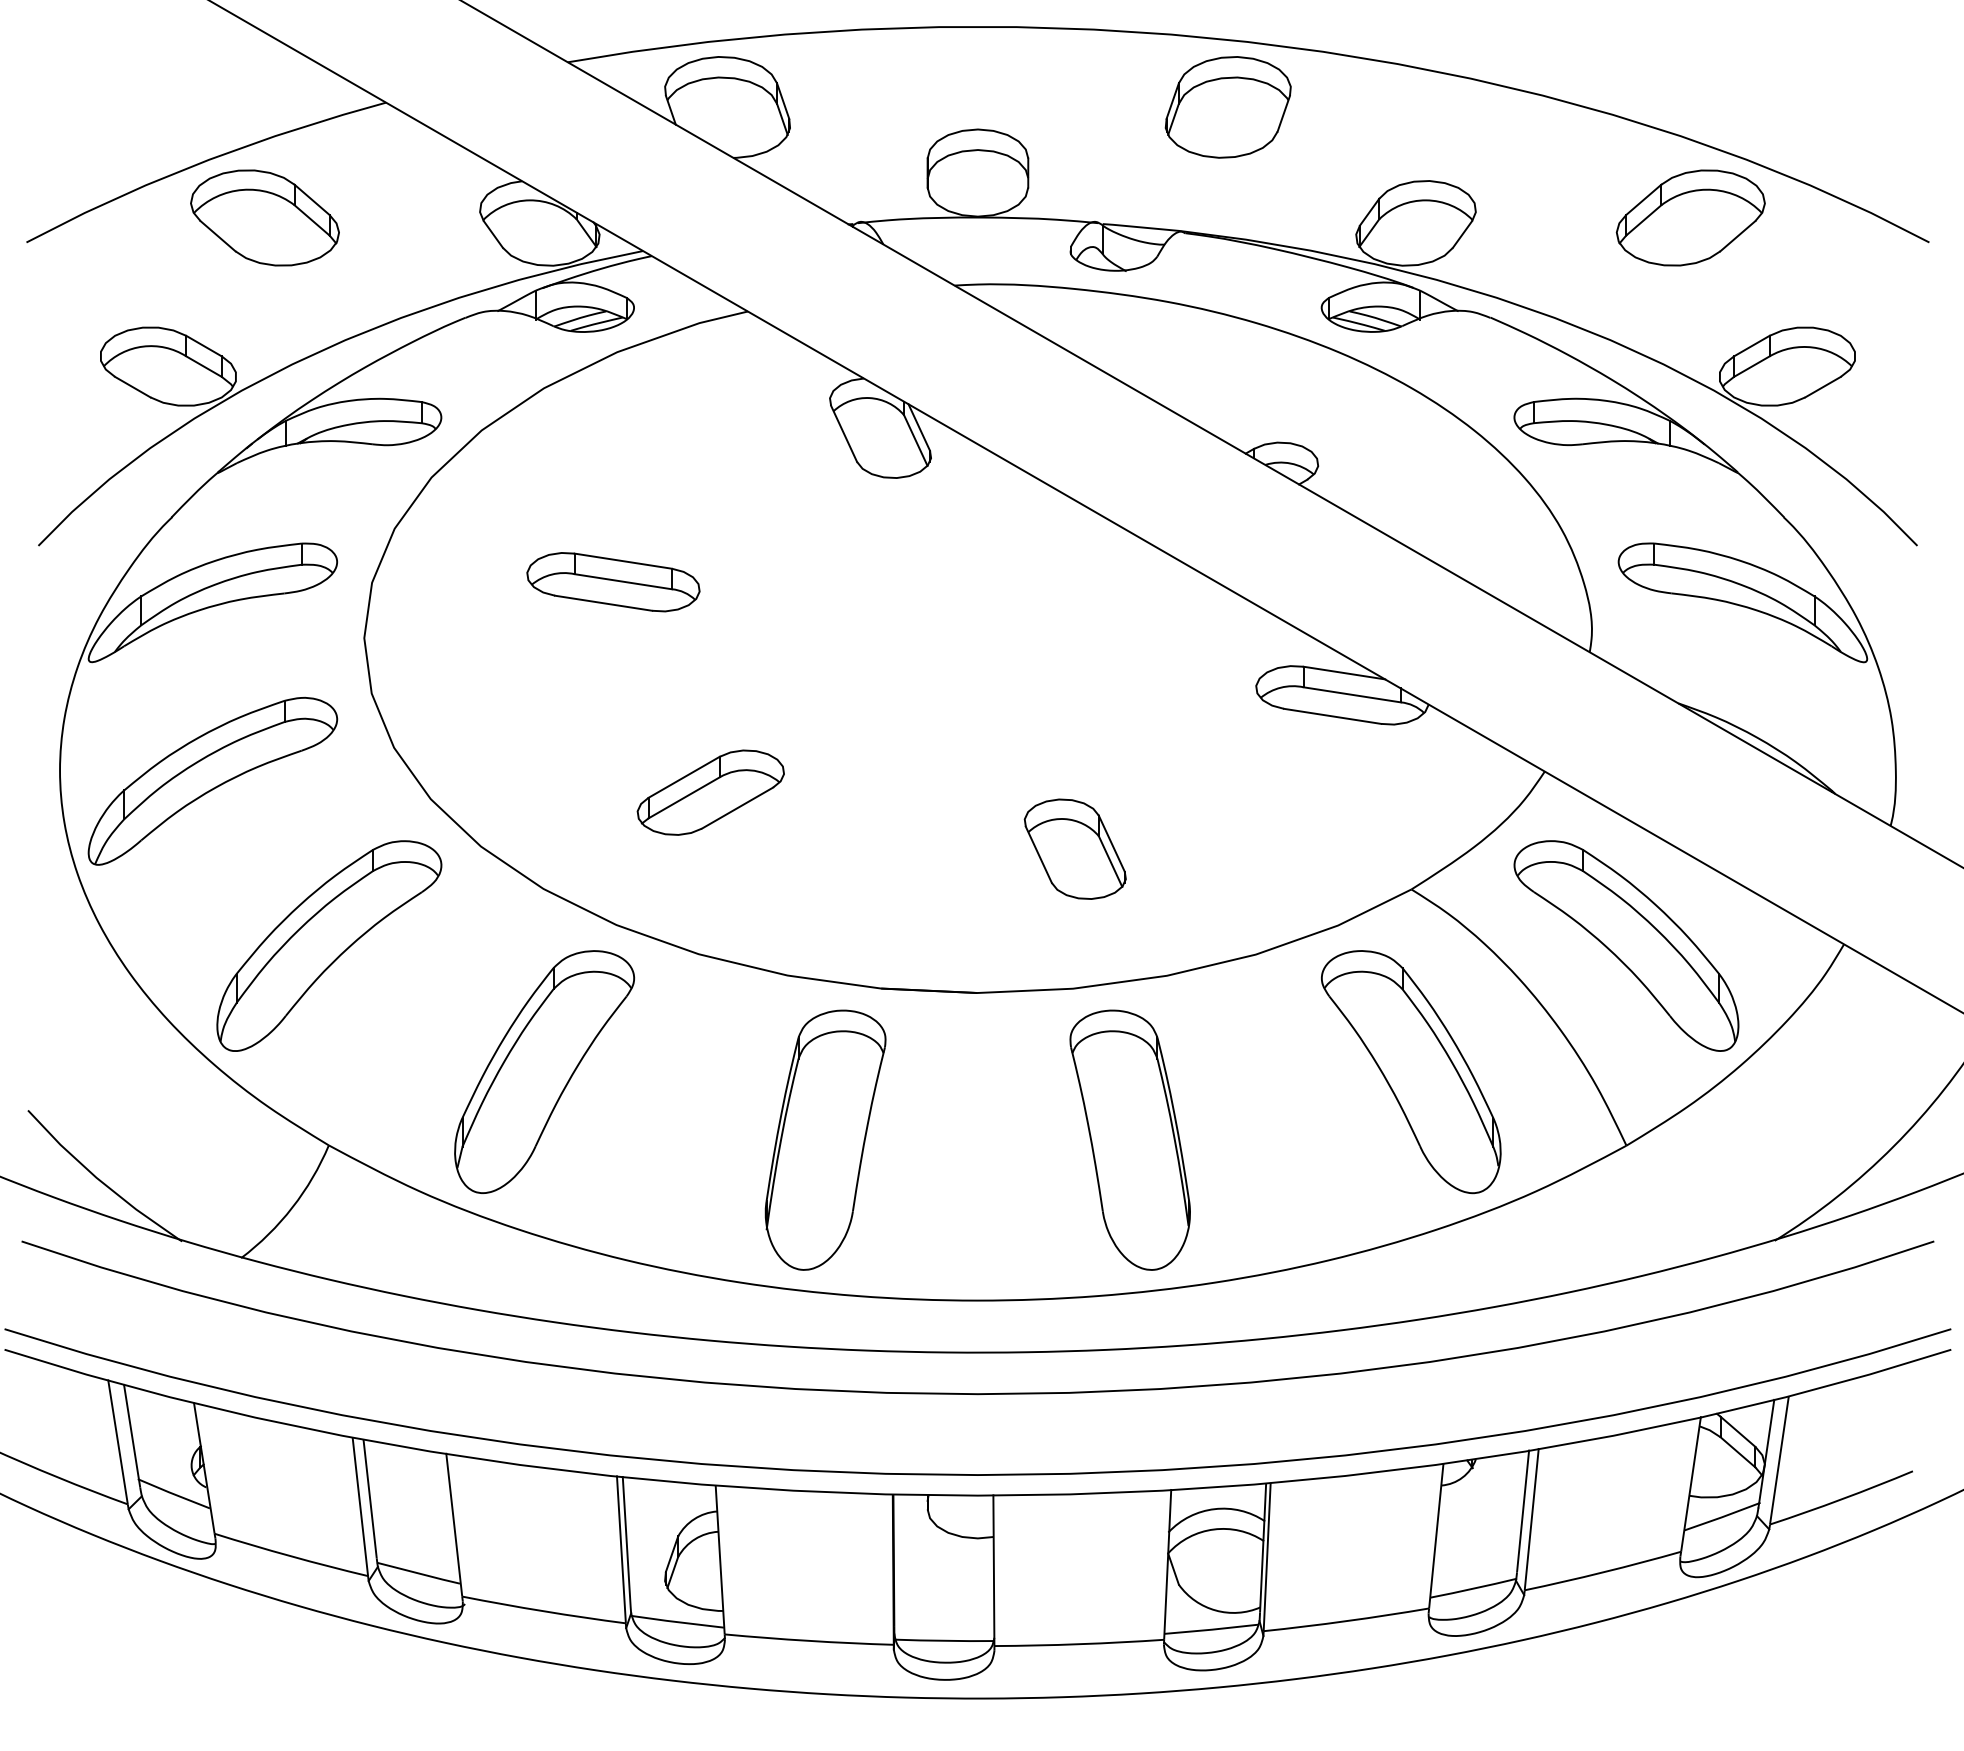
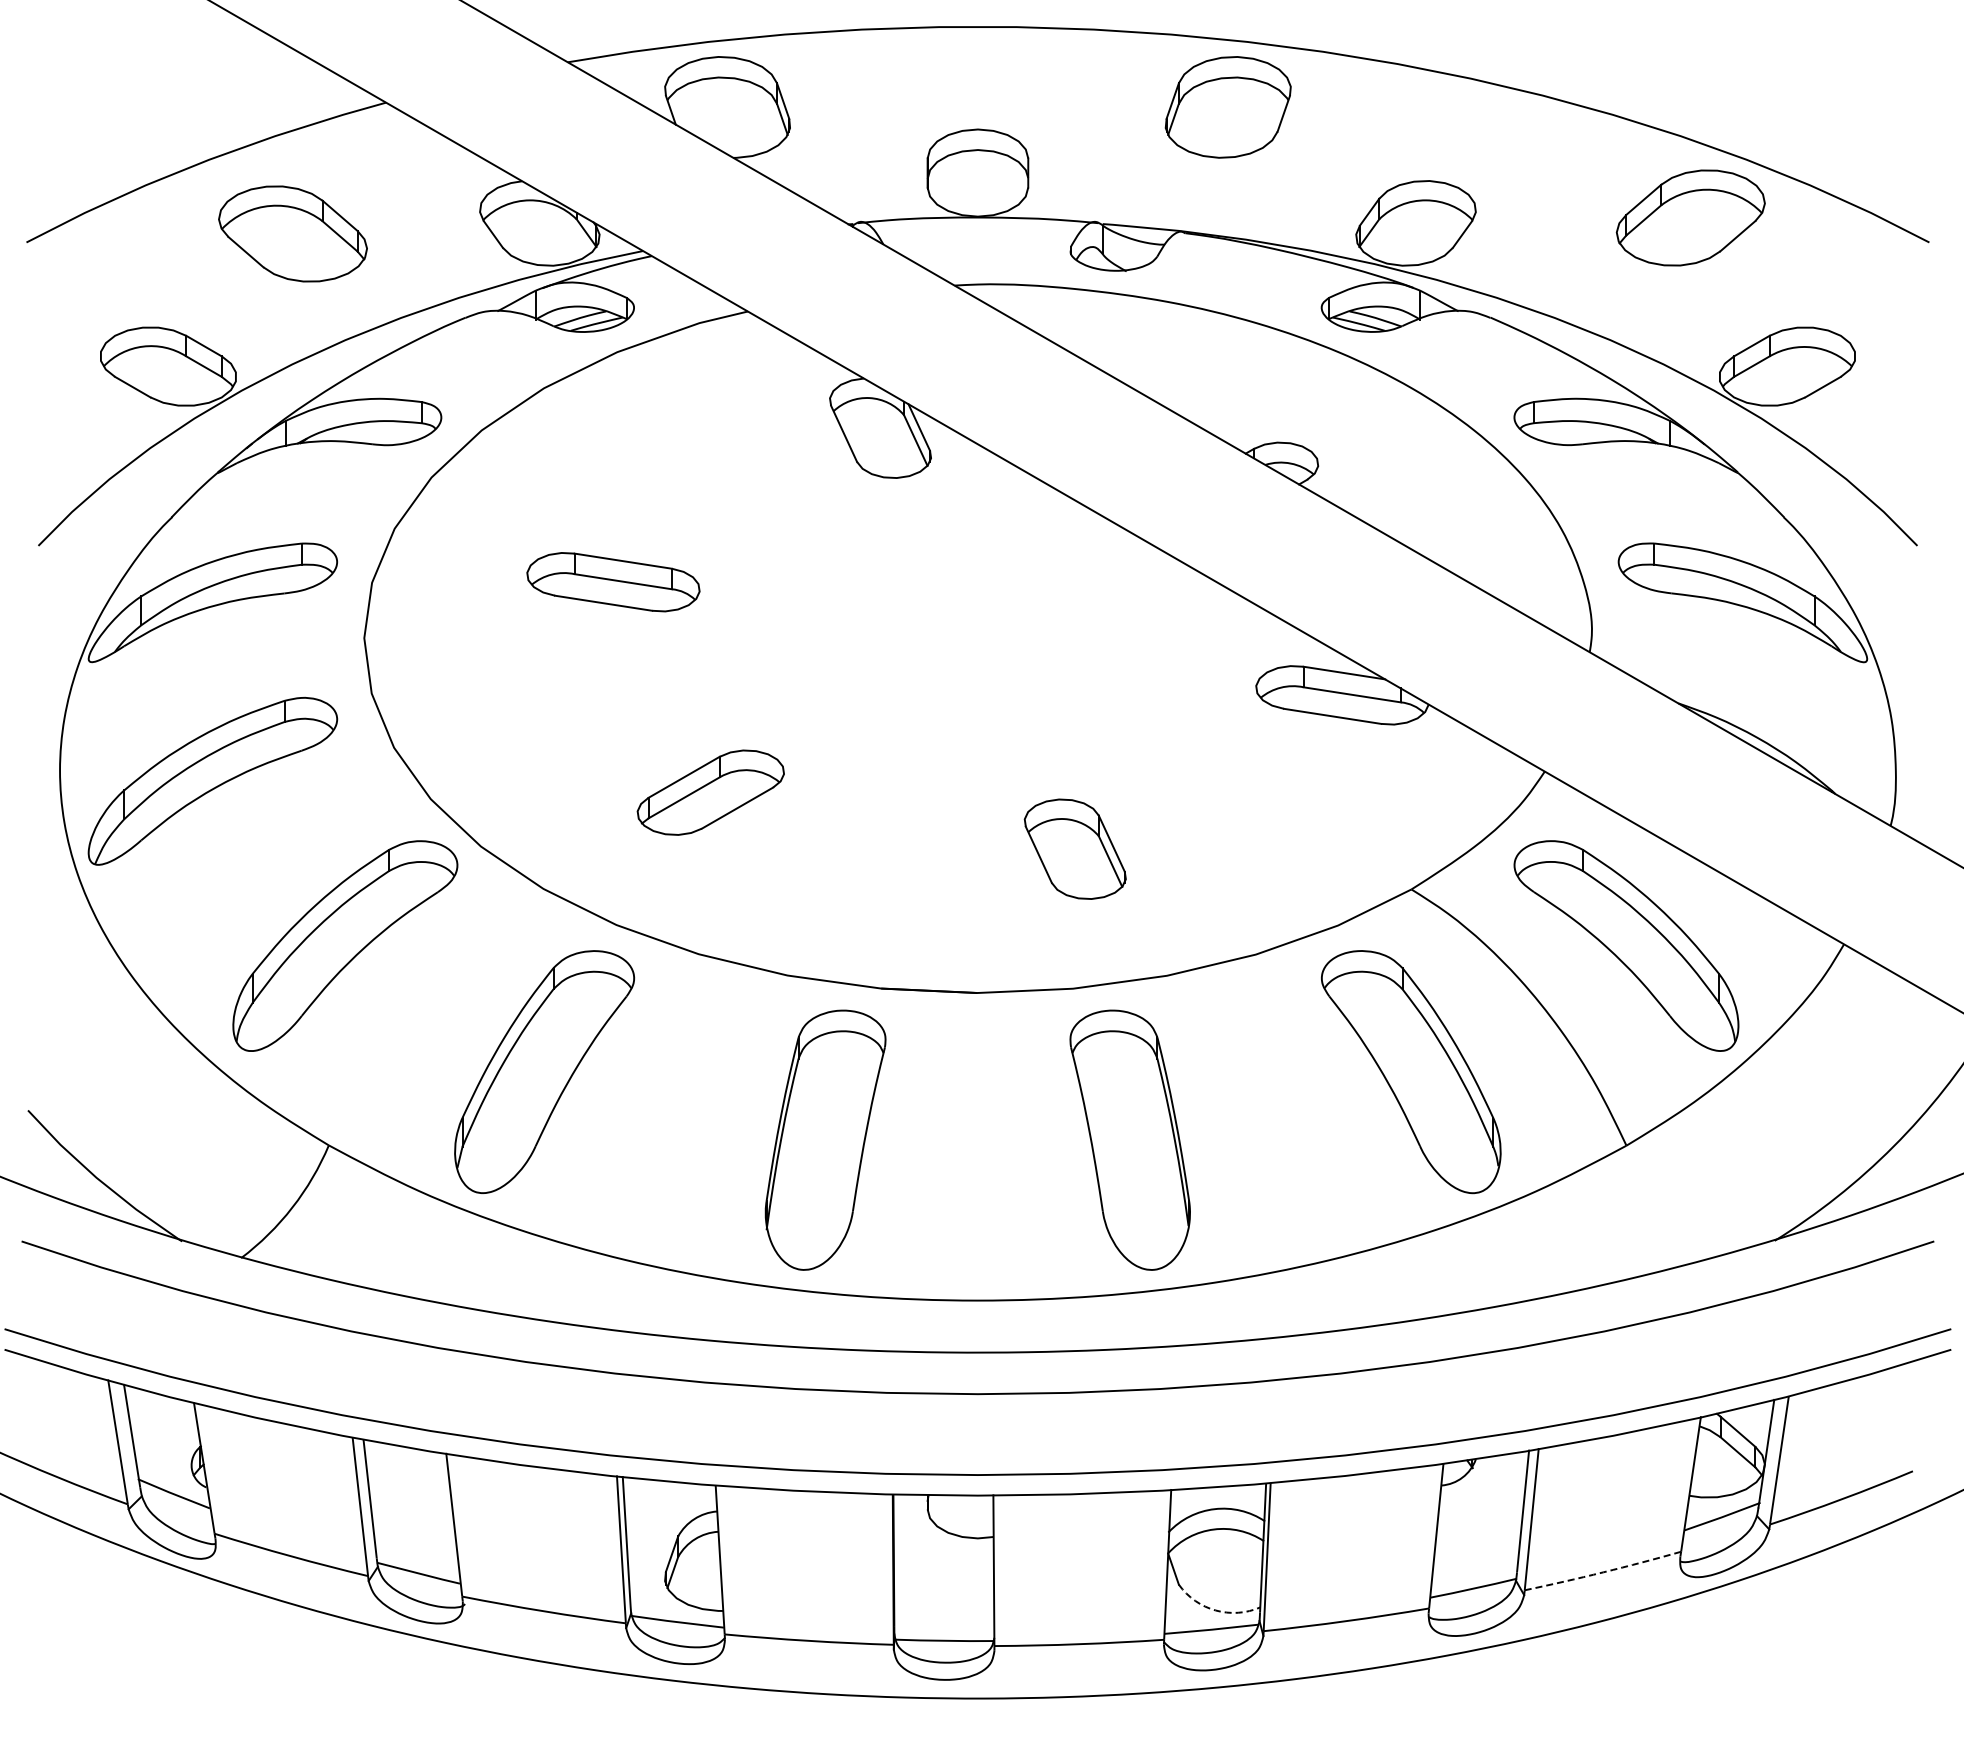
part position: (264, 217) -> (292, 233) (292, 233)
part position: (329, 945) -> (345, 945) (345, 945)
arc: solid -> dashed (1603, 1572)
arc: solid -> dashed (1215, 1610)
